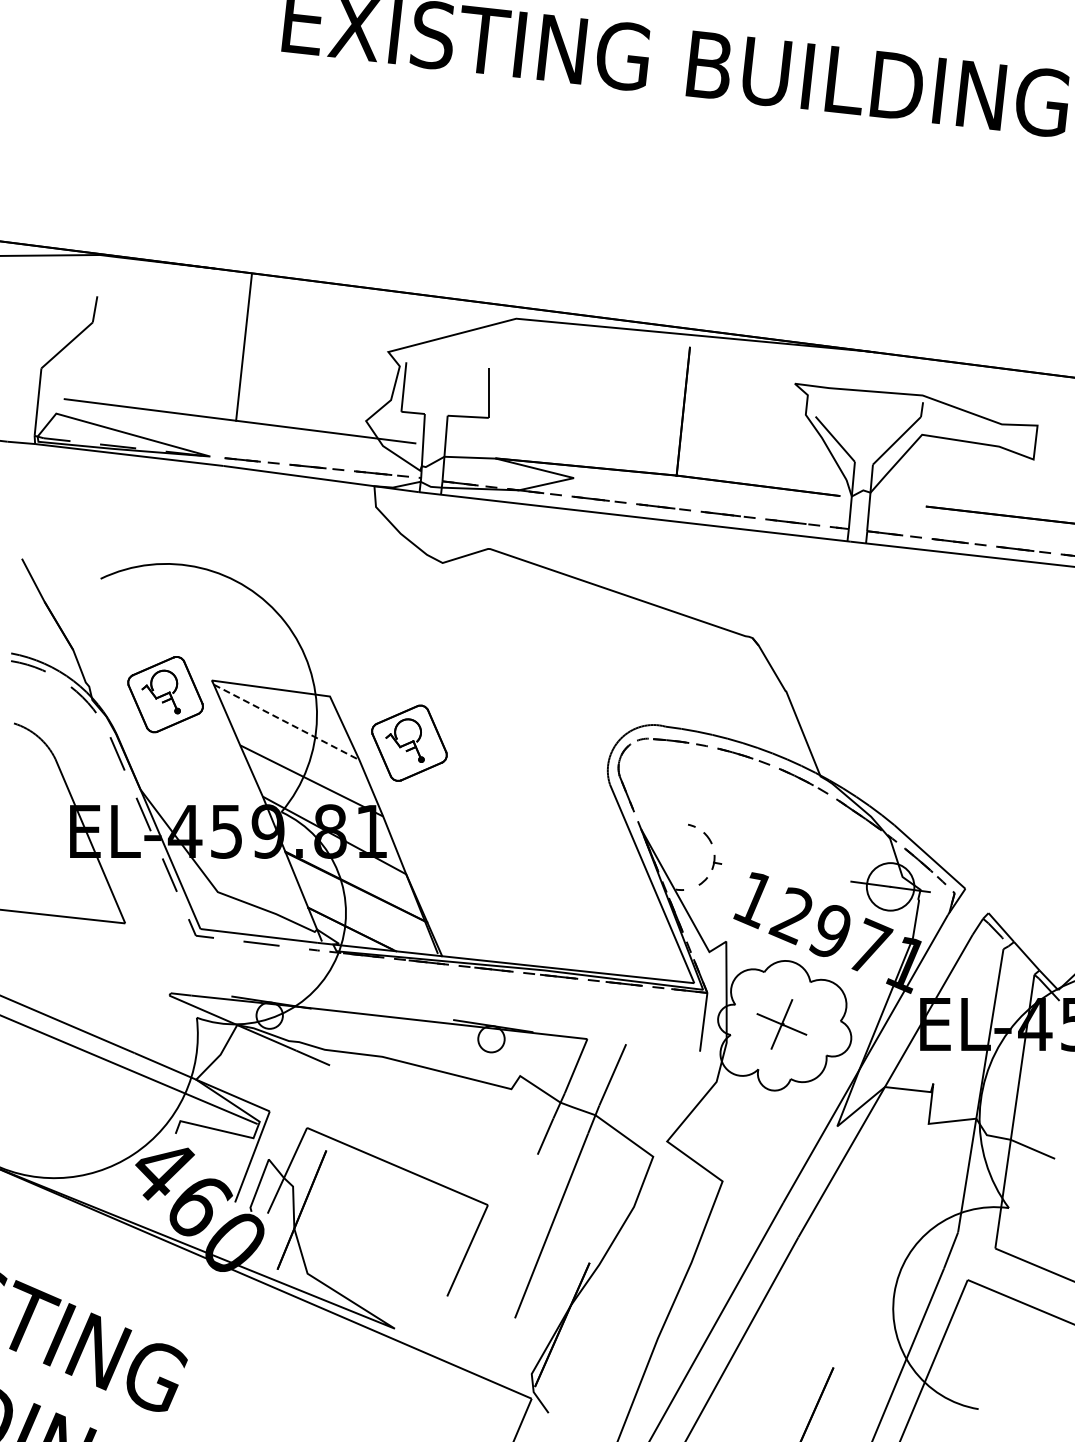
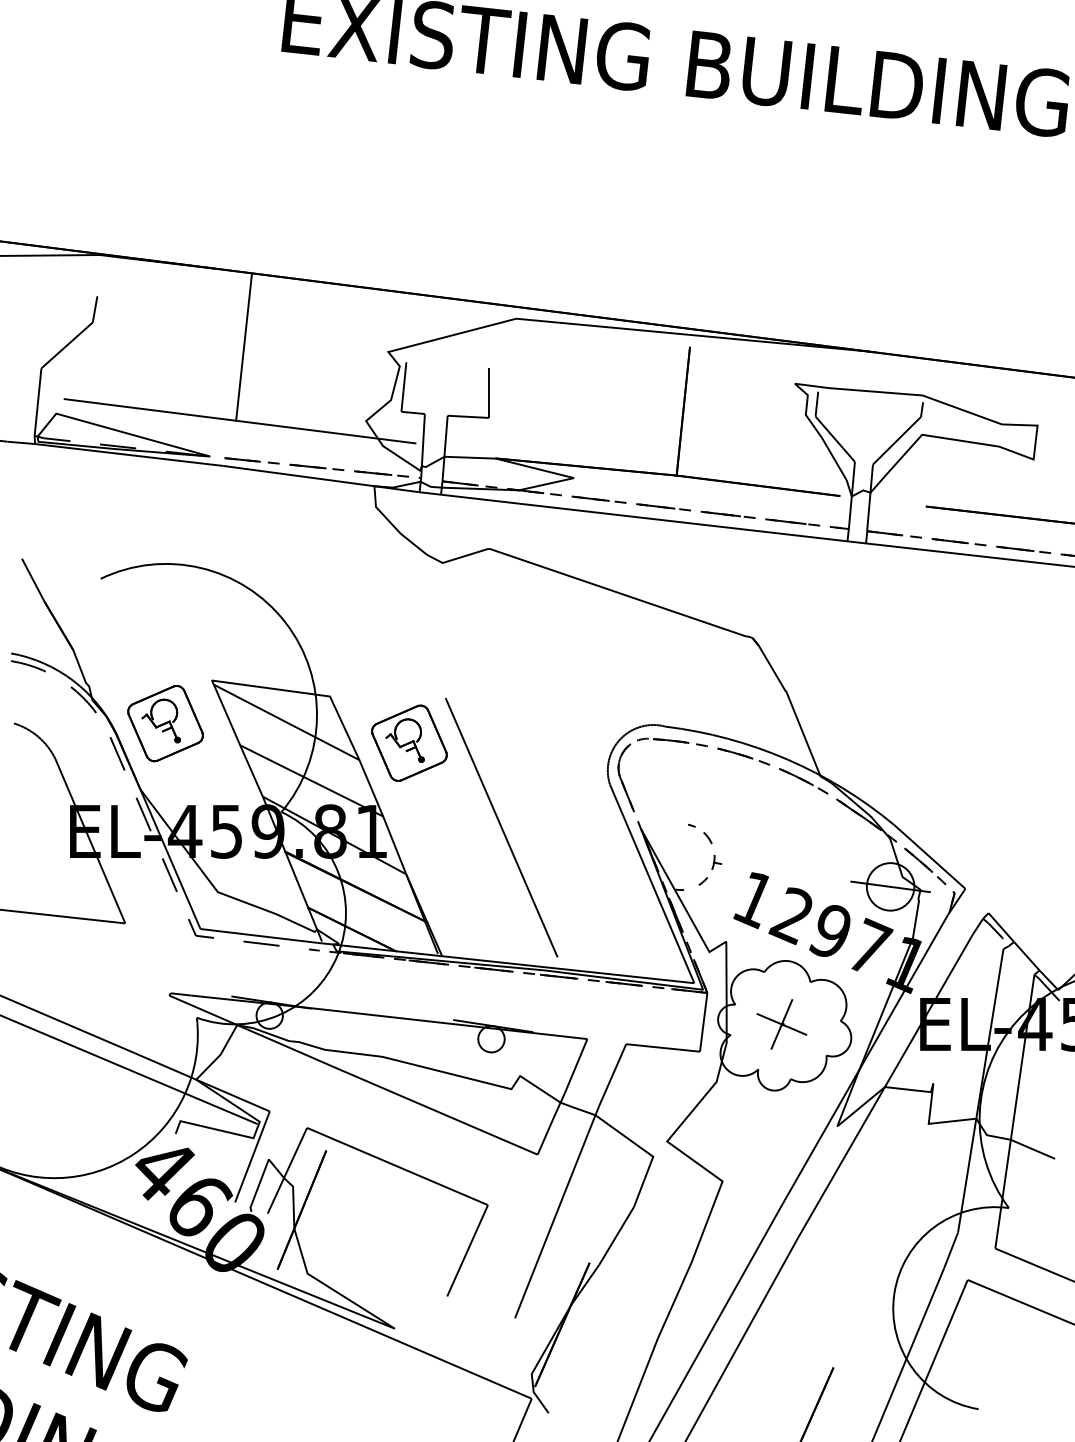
line: none -> present (816, 403)
part position: (165, 694) -> (165, 723) (165, 723)
line: dashed -> solid (286, 722)
line: none -> present (501, 827)
line: none -> present (663, 1047)
line: none -> present (433, 1109)
